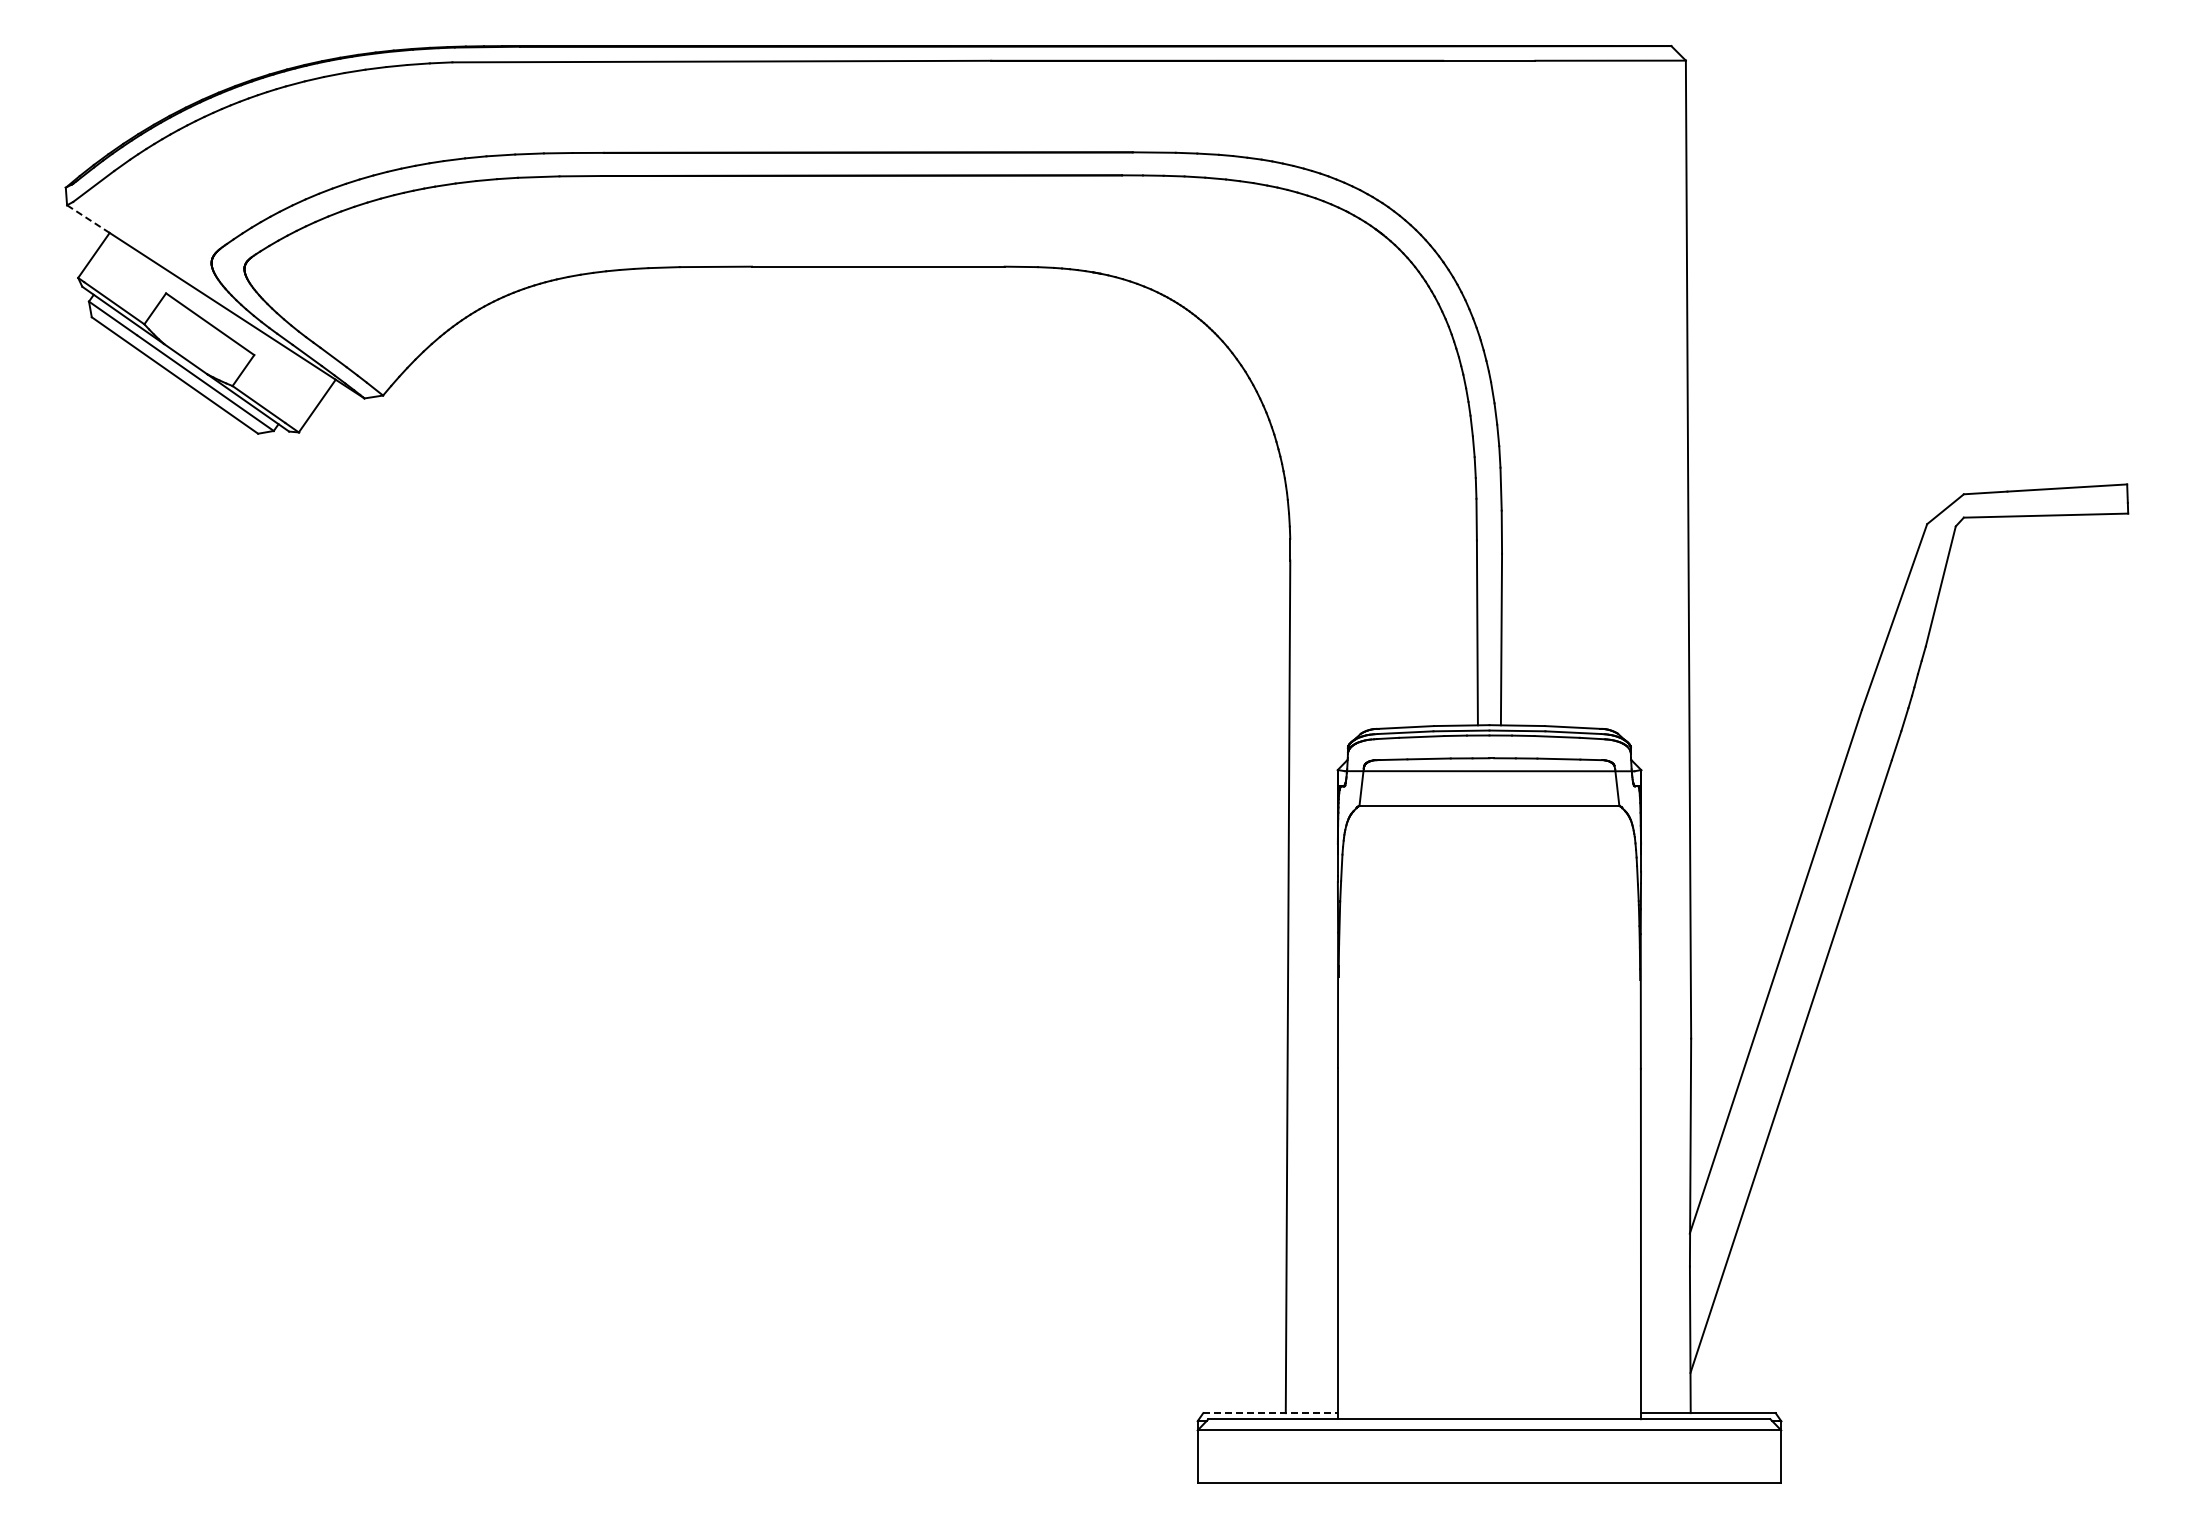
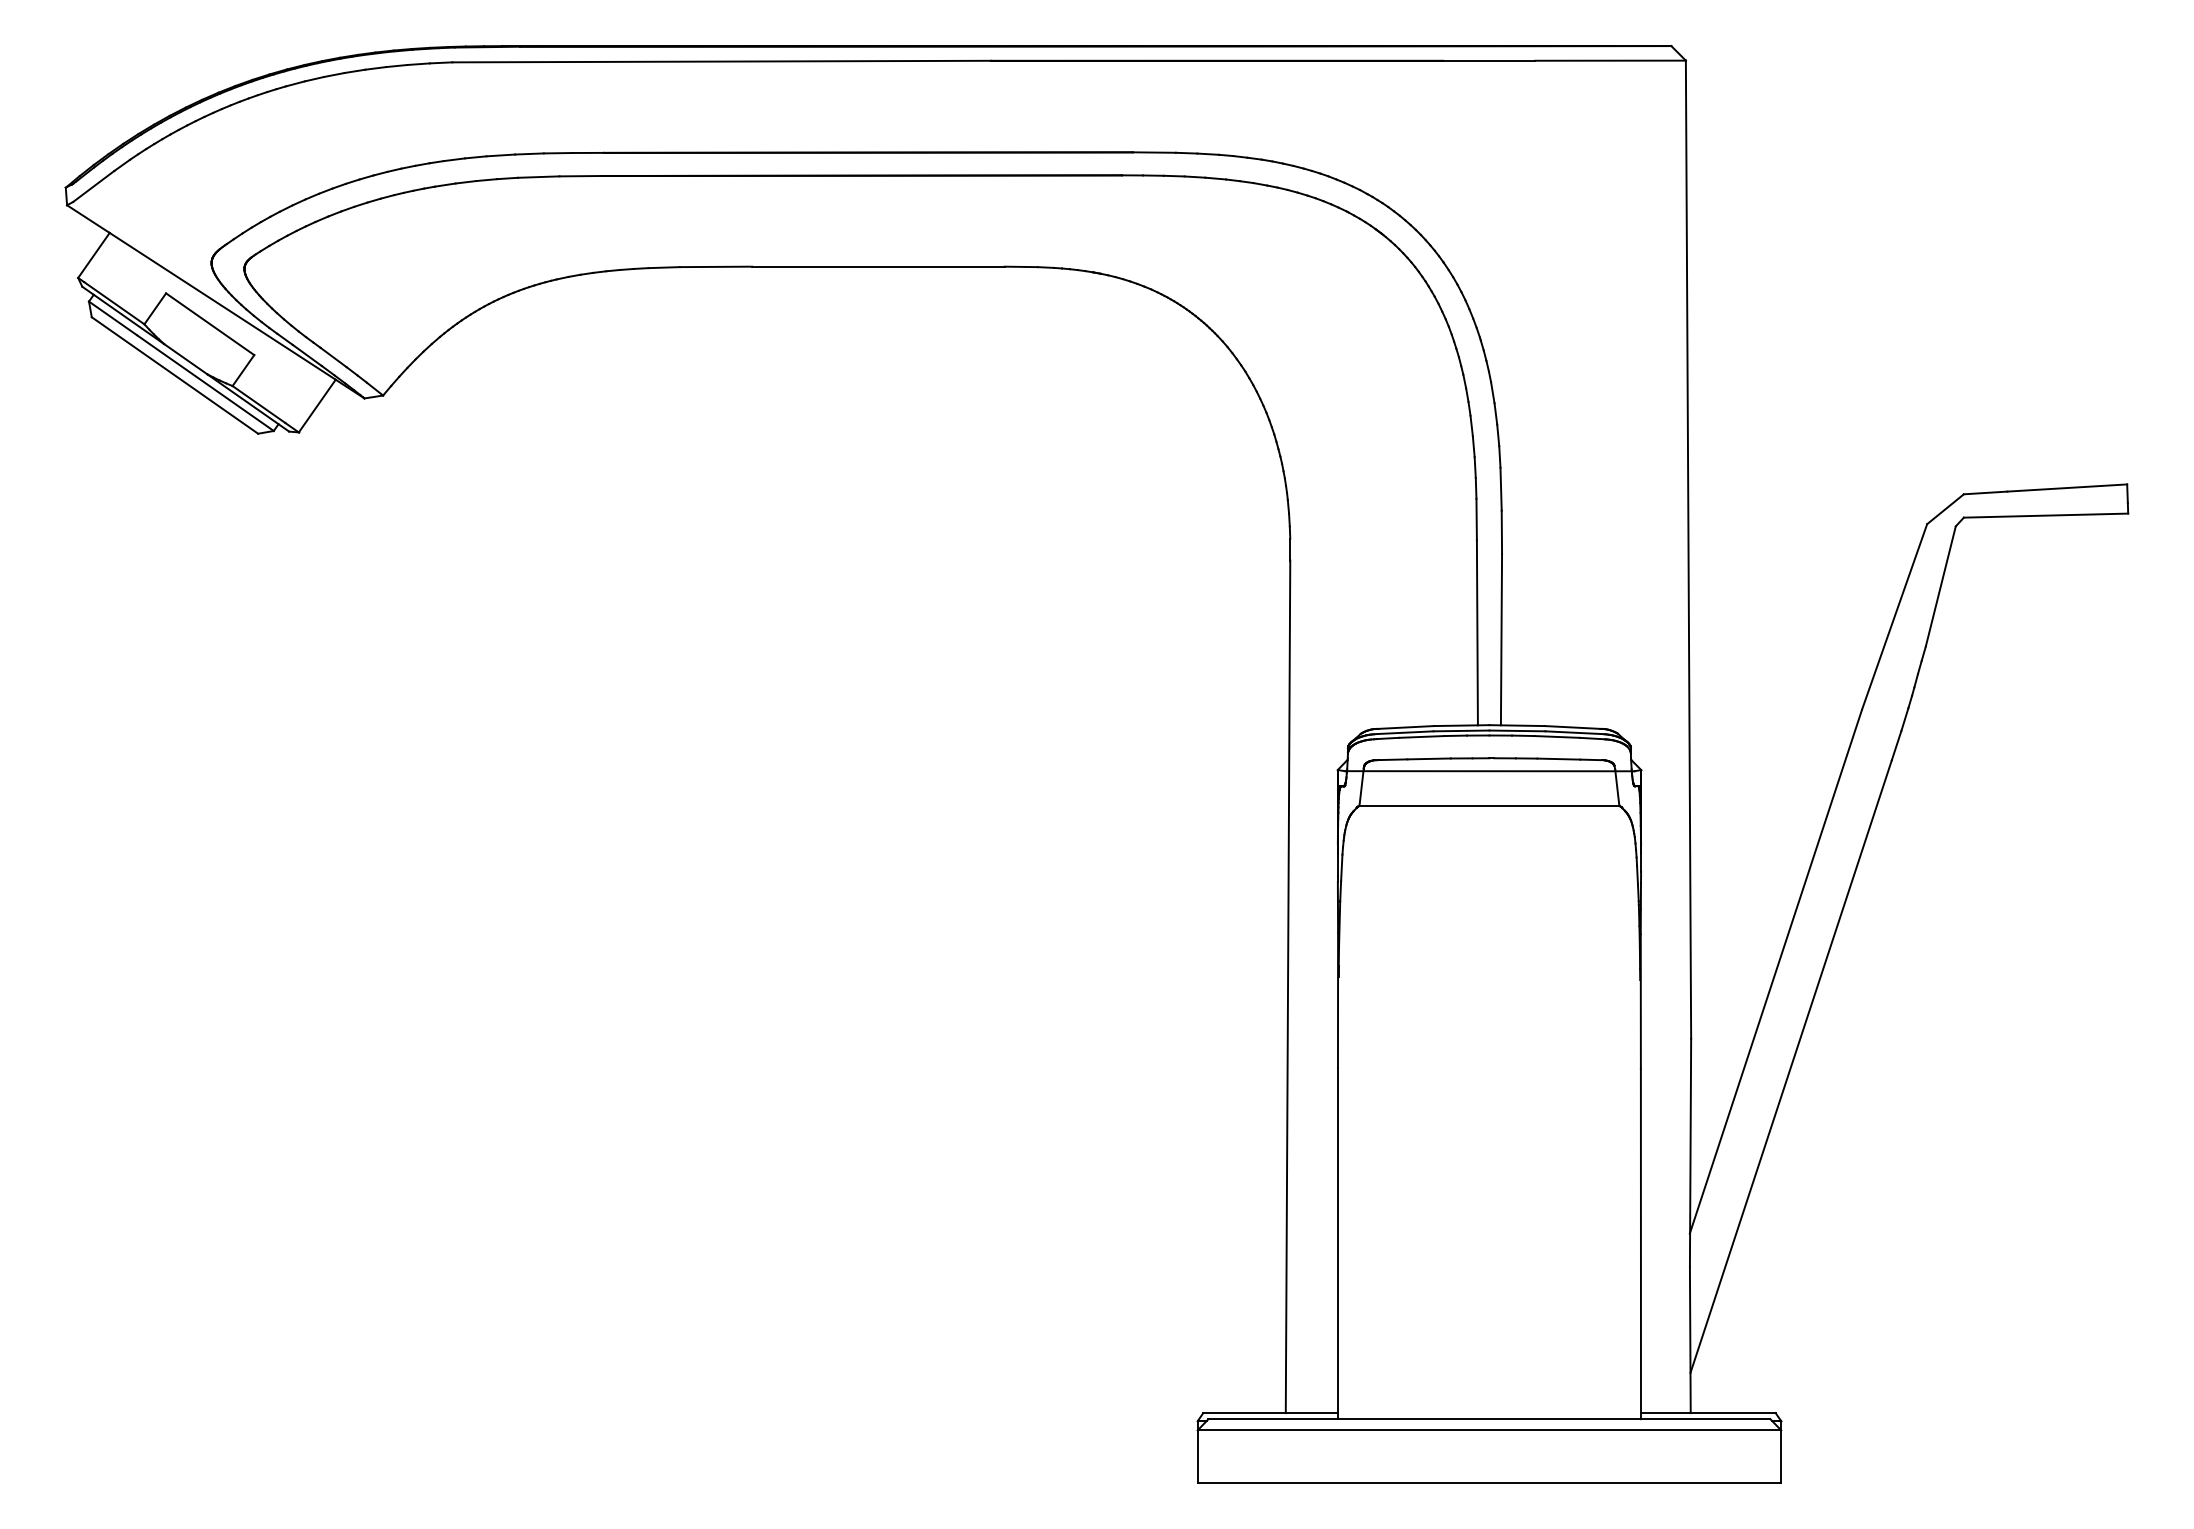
line: dashed -> solid (88, 219)
line: dashed -> solid (1271, 1413)
